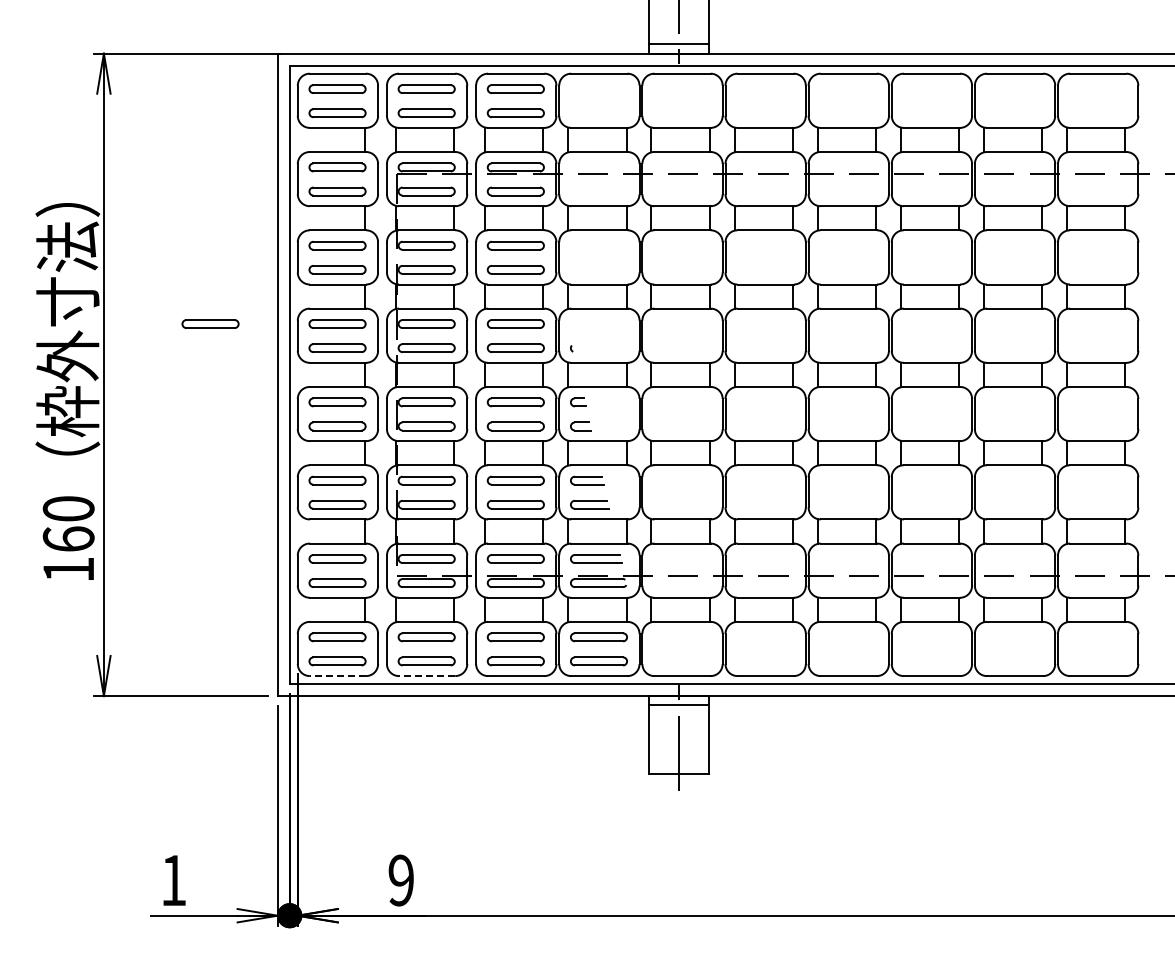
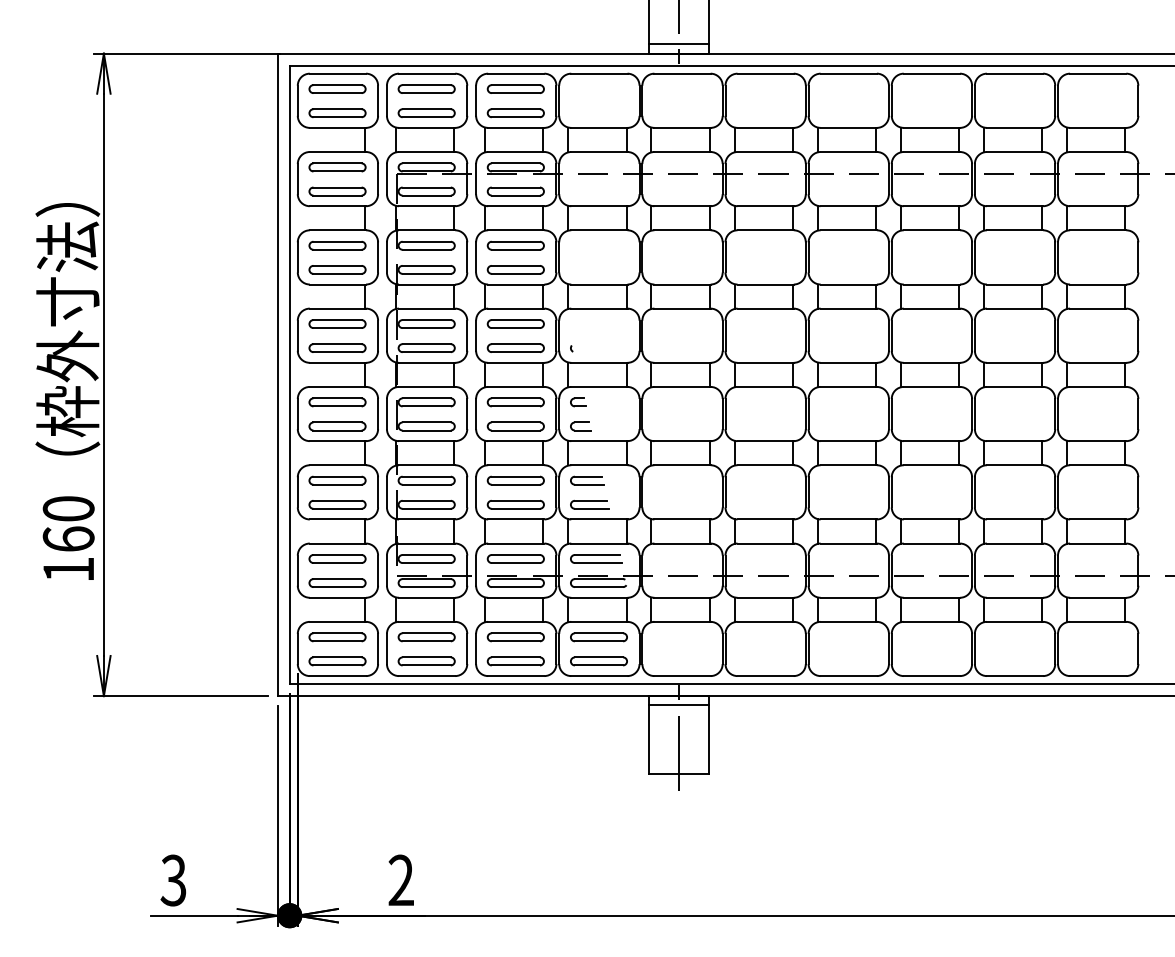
part: present -> none (210, 323)
line: dashed -> solid (337, 676)
line: dashed -> solid (426, 676)
text: 1 -> 3 (173, 880)
text: 9 -> 2 (400, 880)
